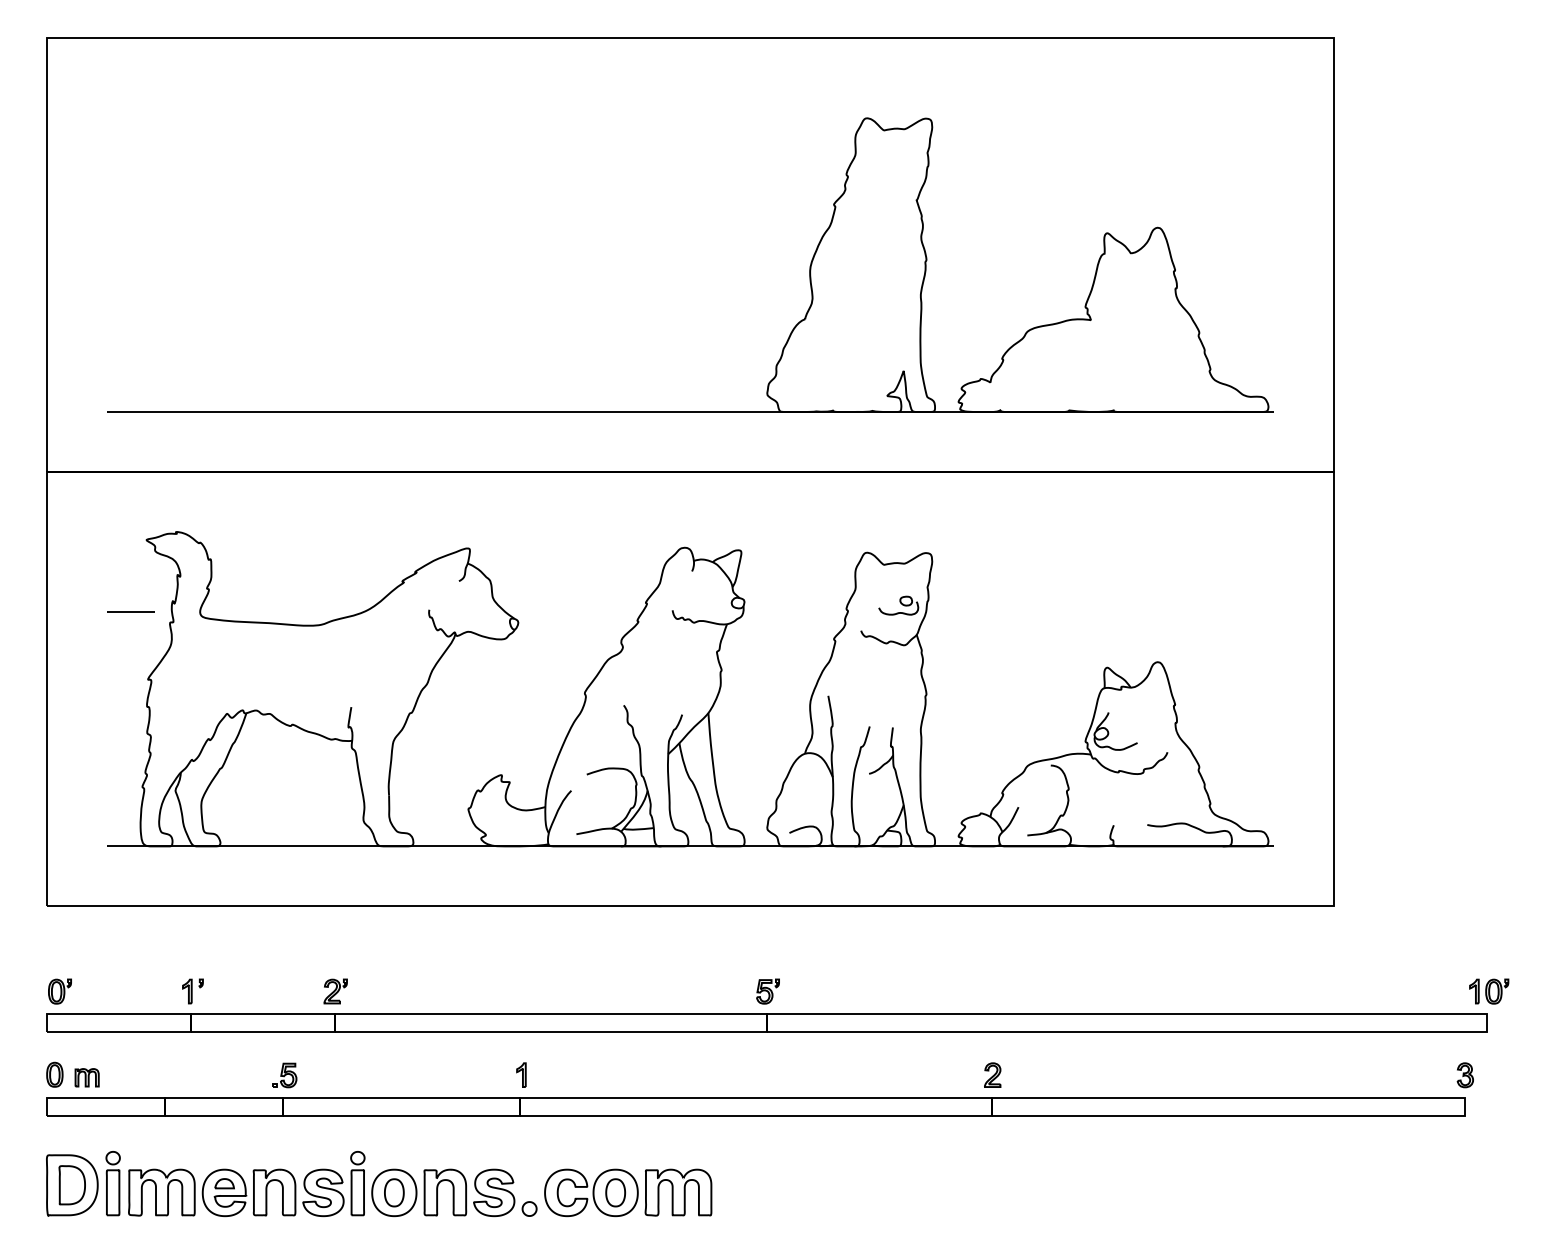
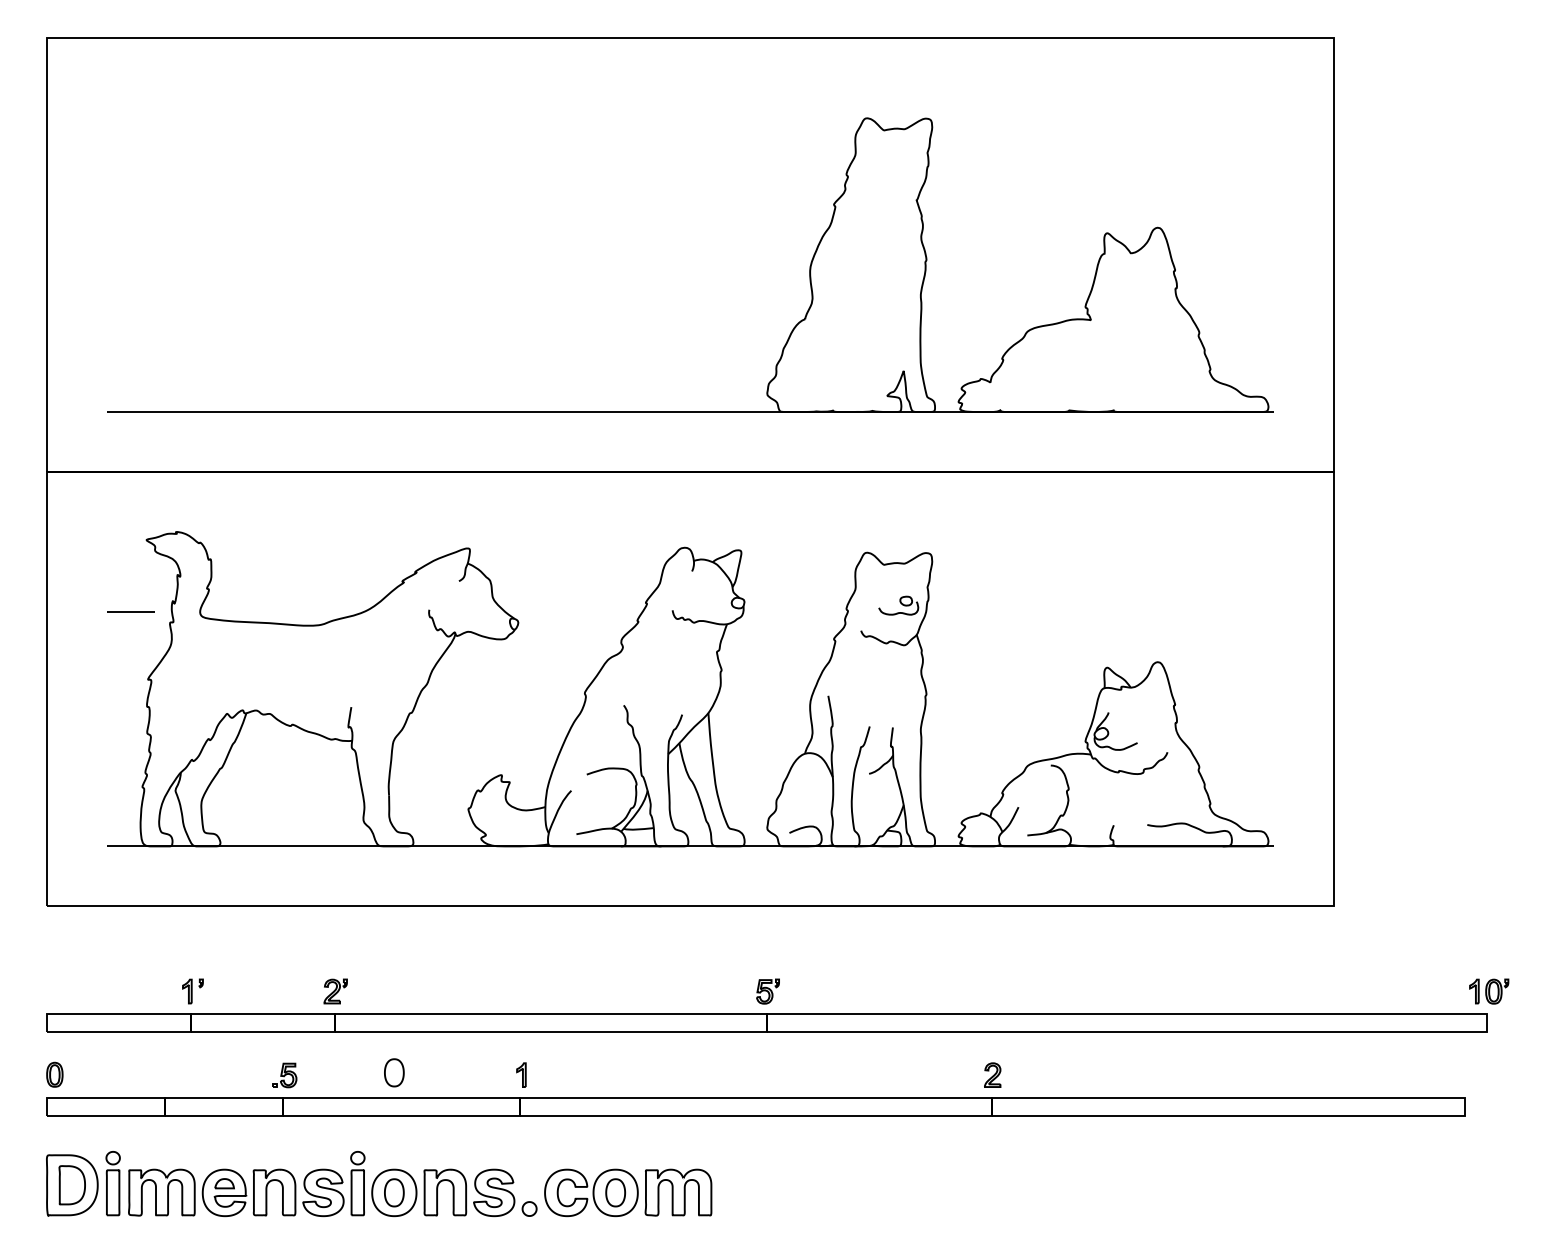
part: present -> none (59, 991)
part: none -> present (394, 1072)
part: present -> none (1464, 1075)
part: present -> none (86, 1077)
